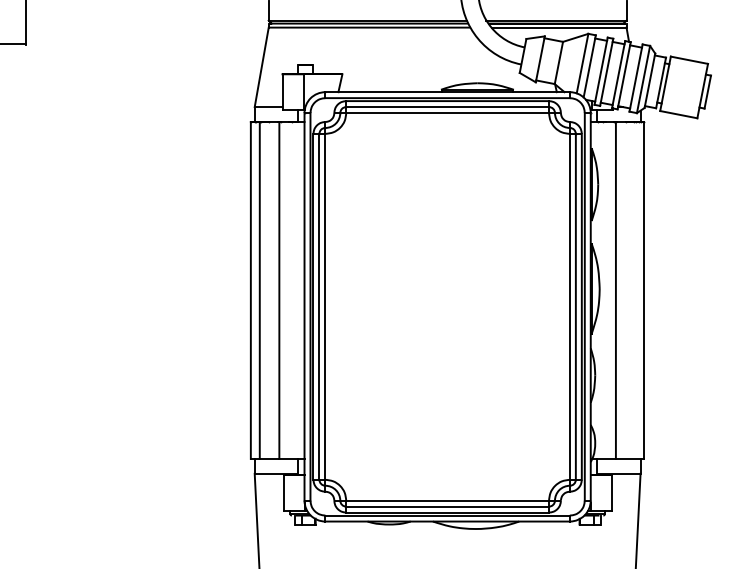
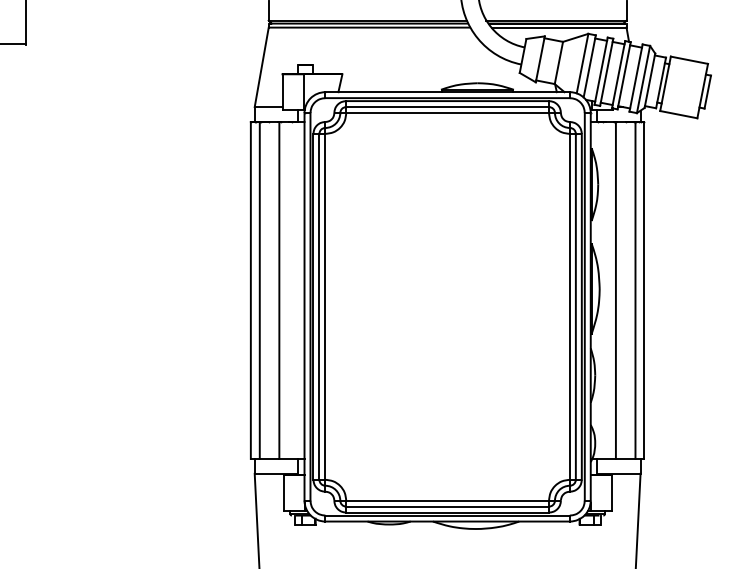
line: none -> present (635, 290)
